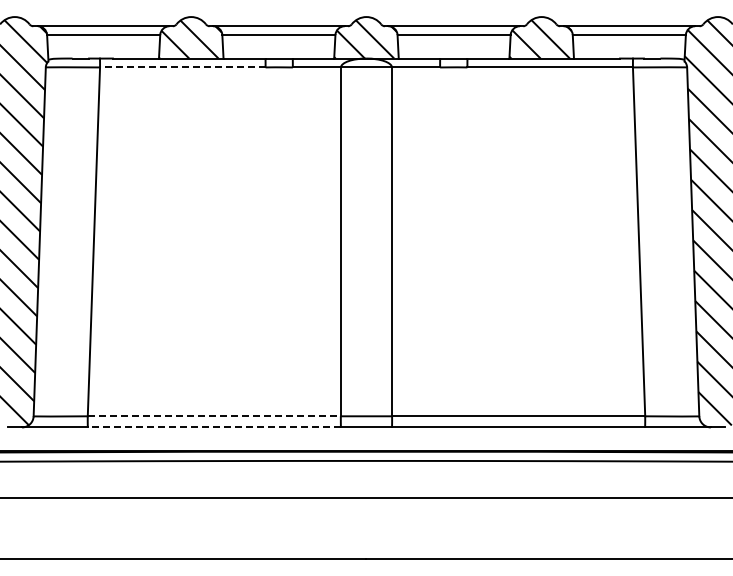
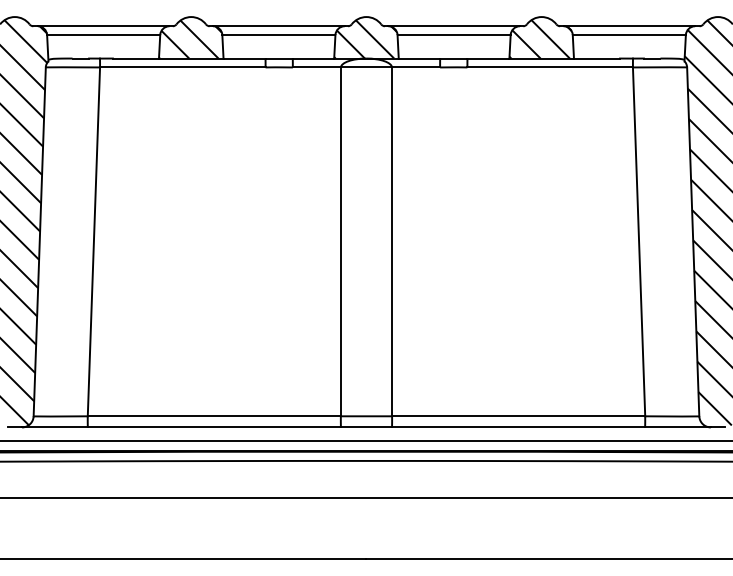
line: dashed -> solid (182, 67)
line: dashed -> solid (214, 416)
line: dashed -> solid (214, 427)
line: none -> present (365, 441)
